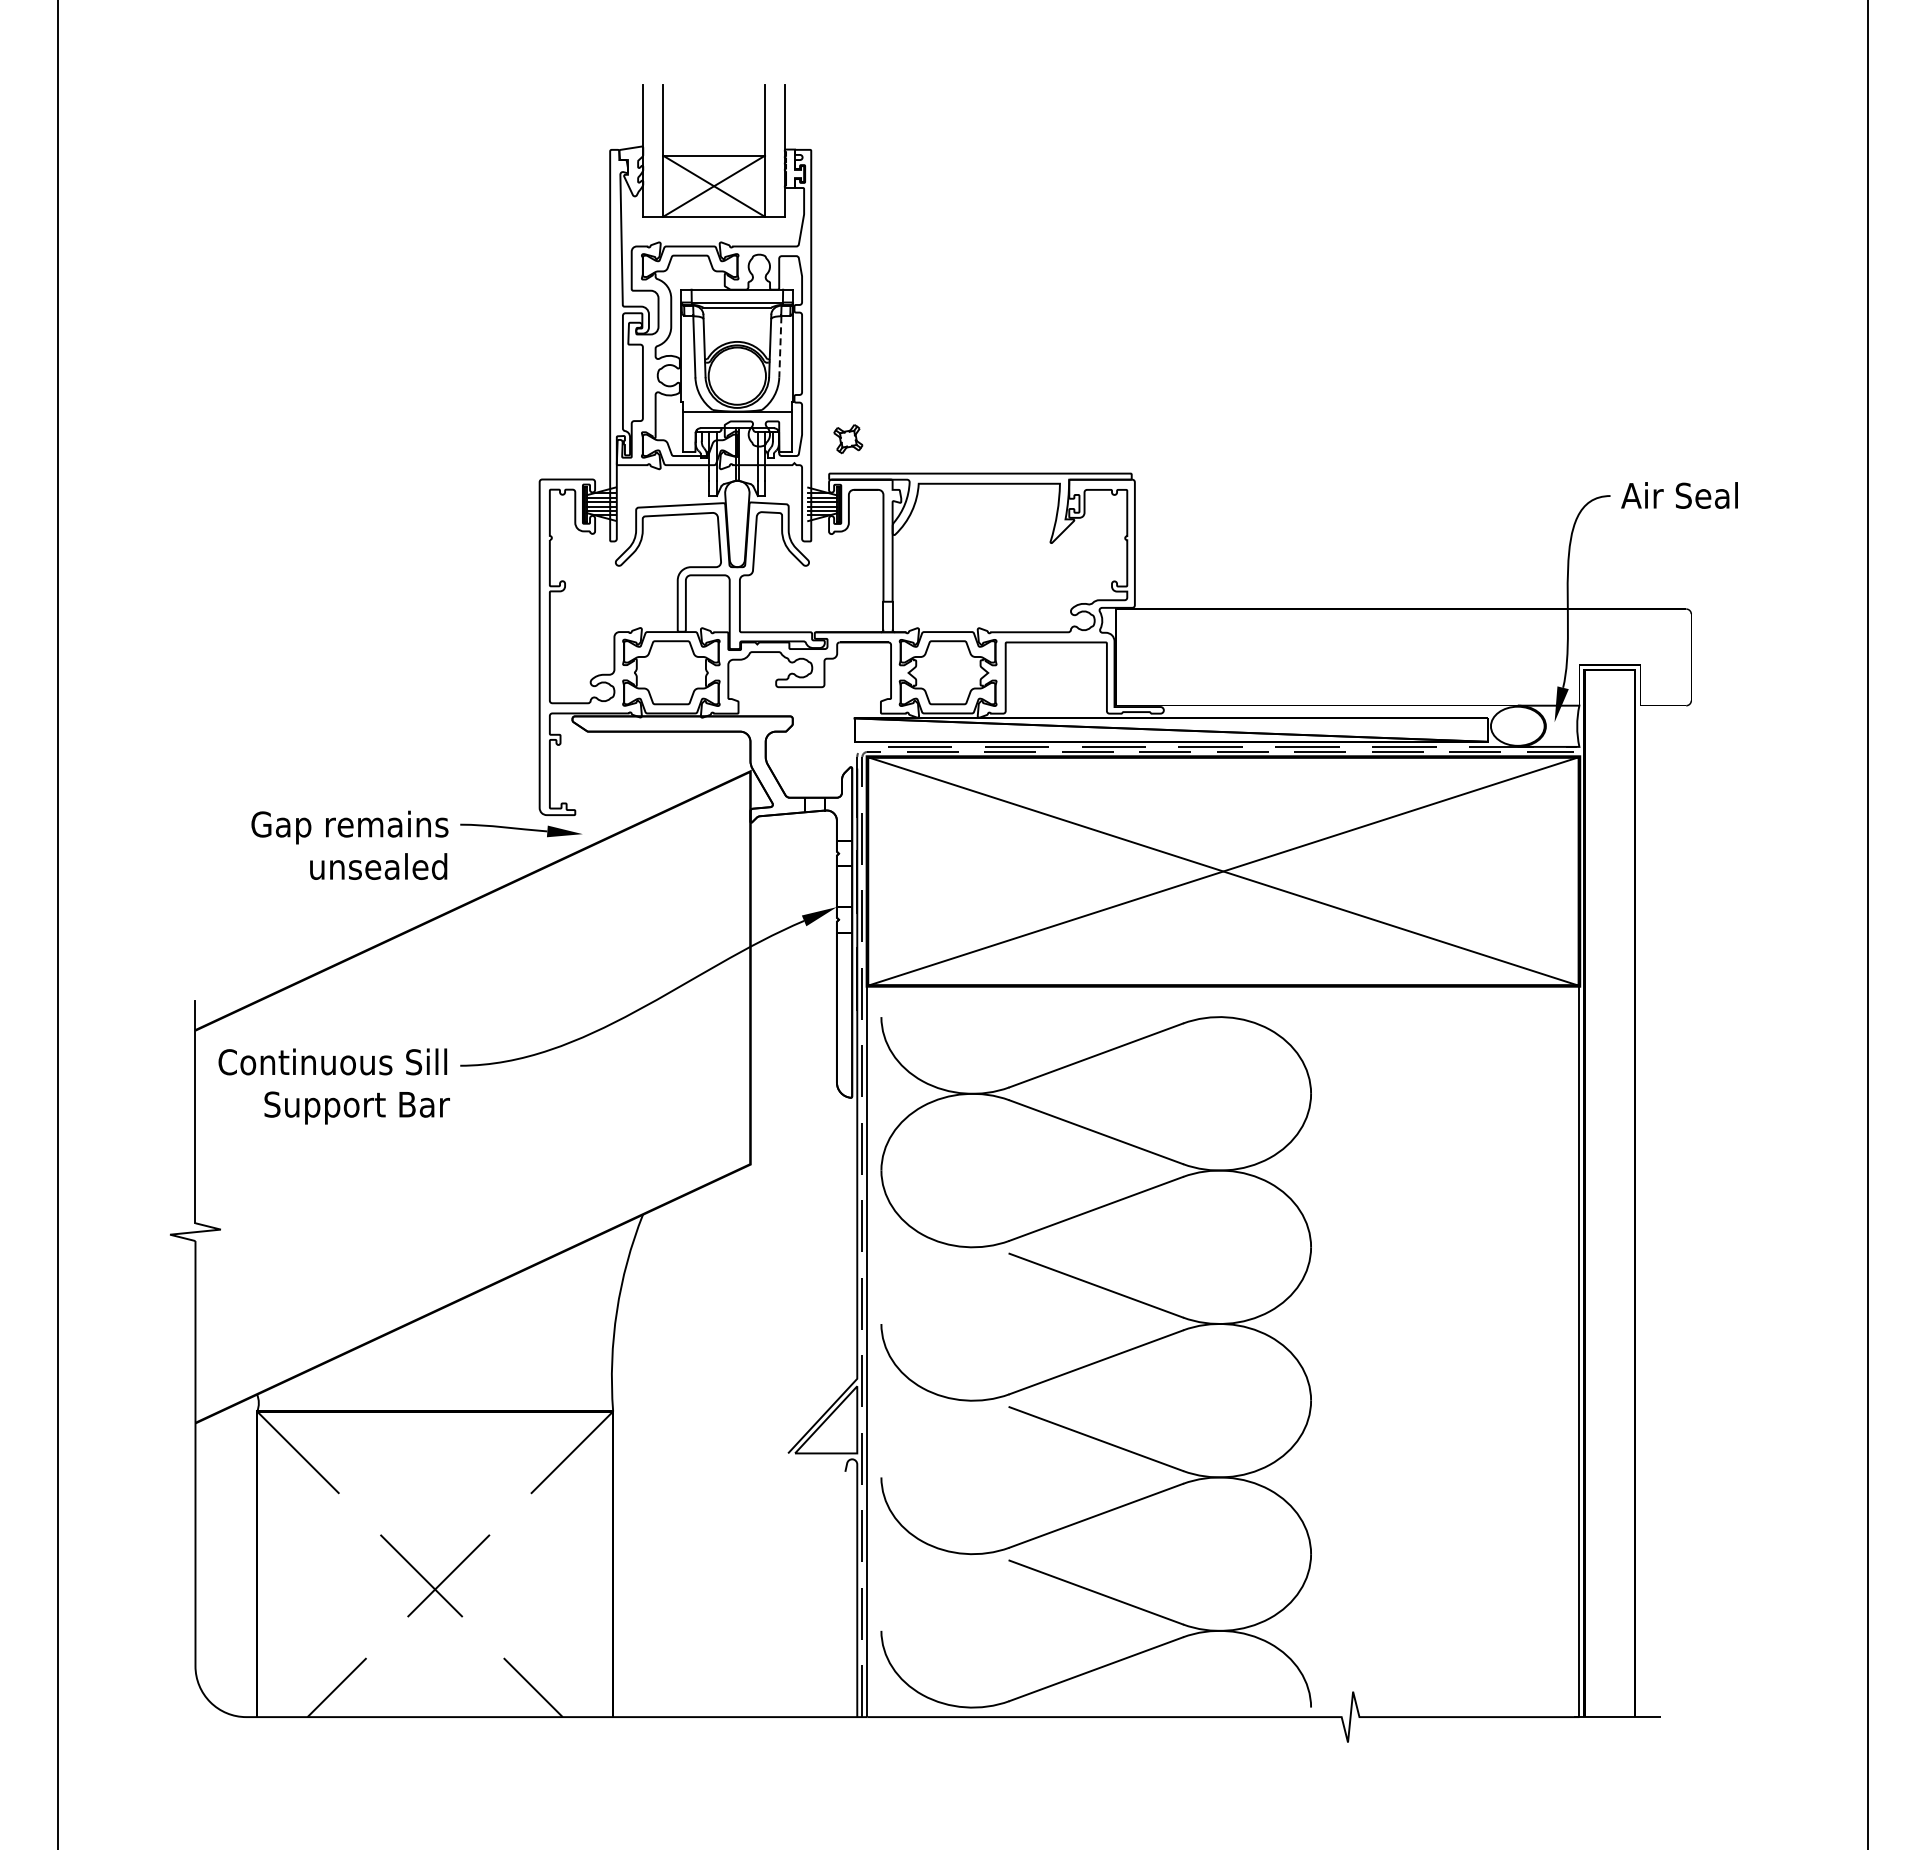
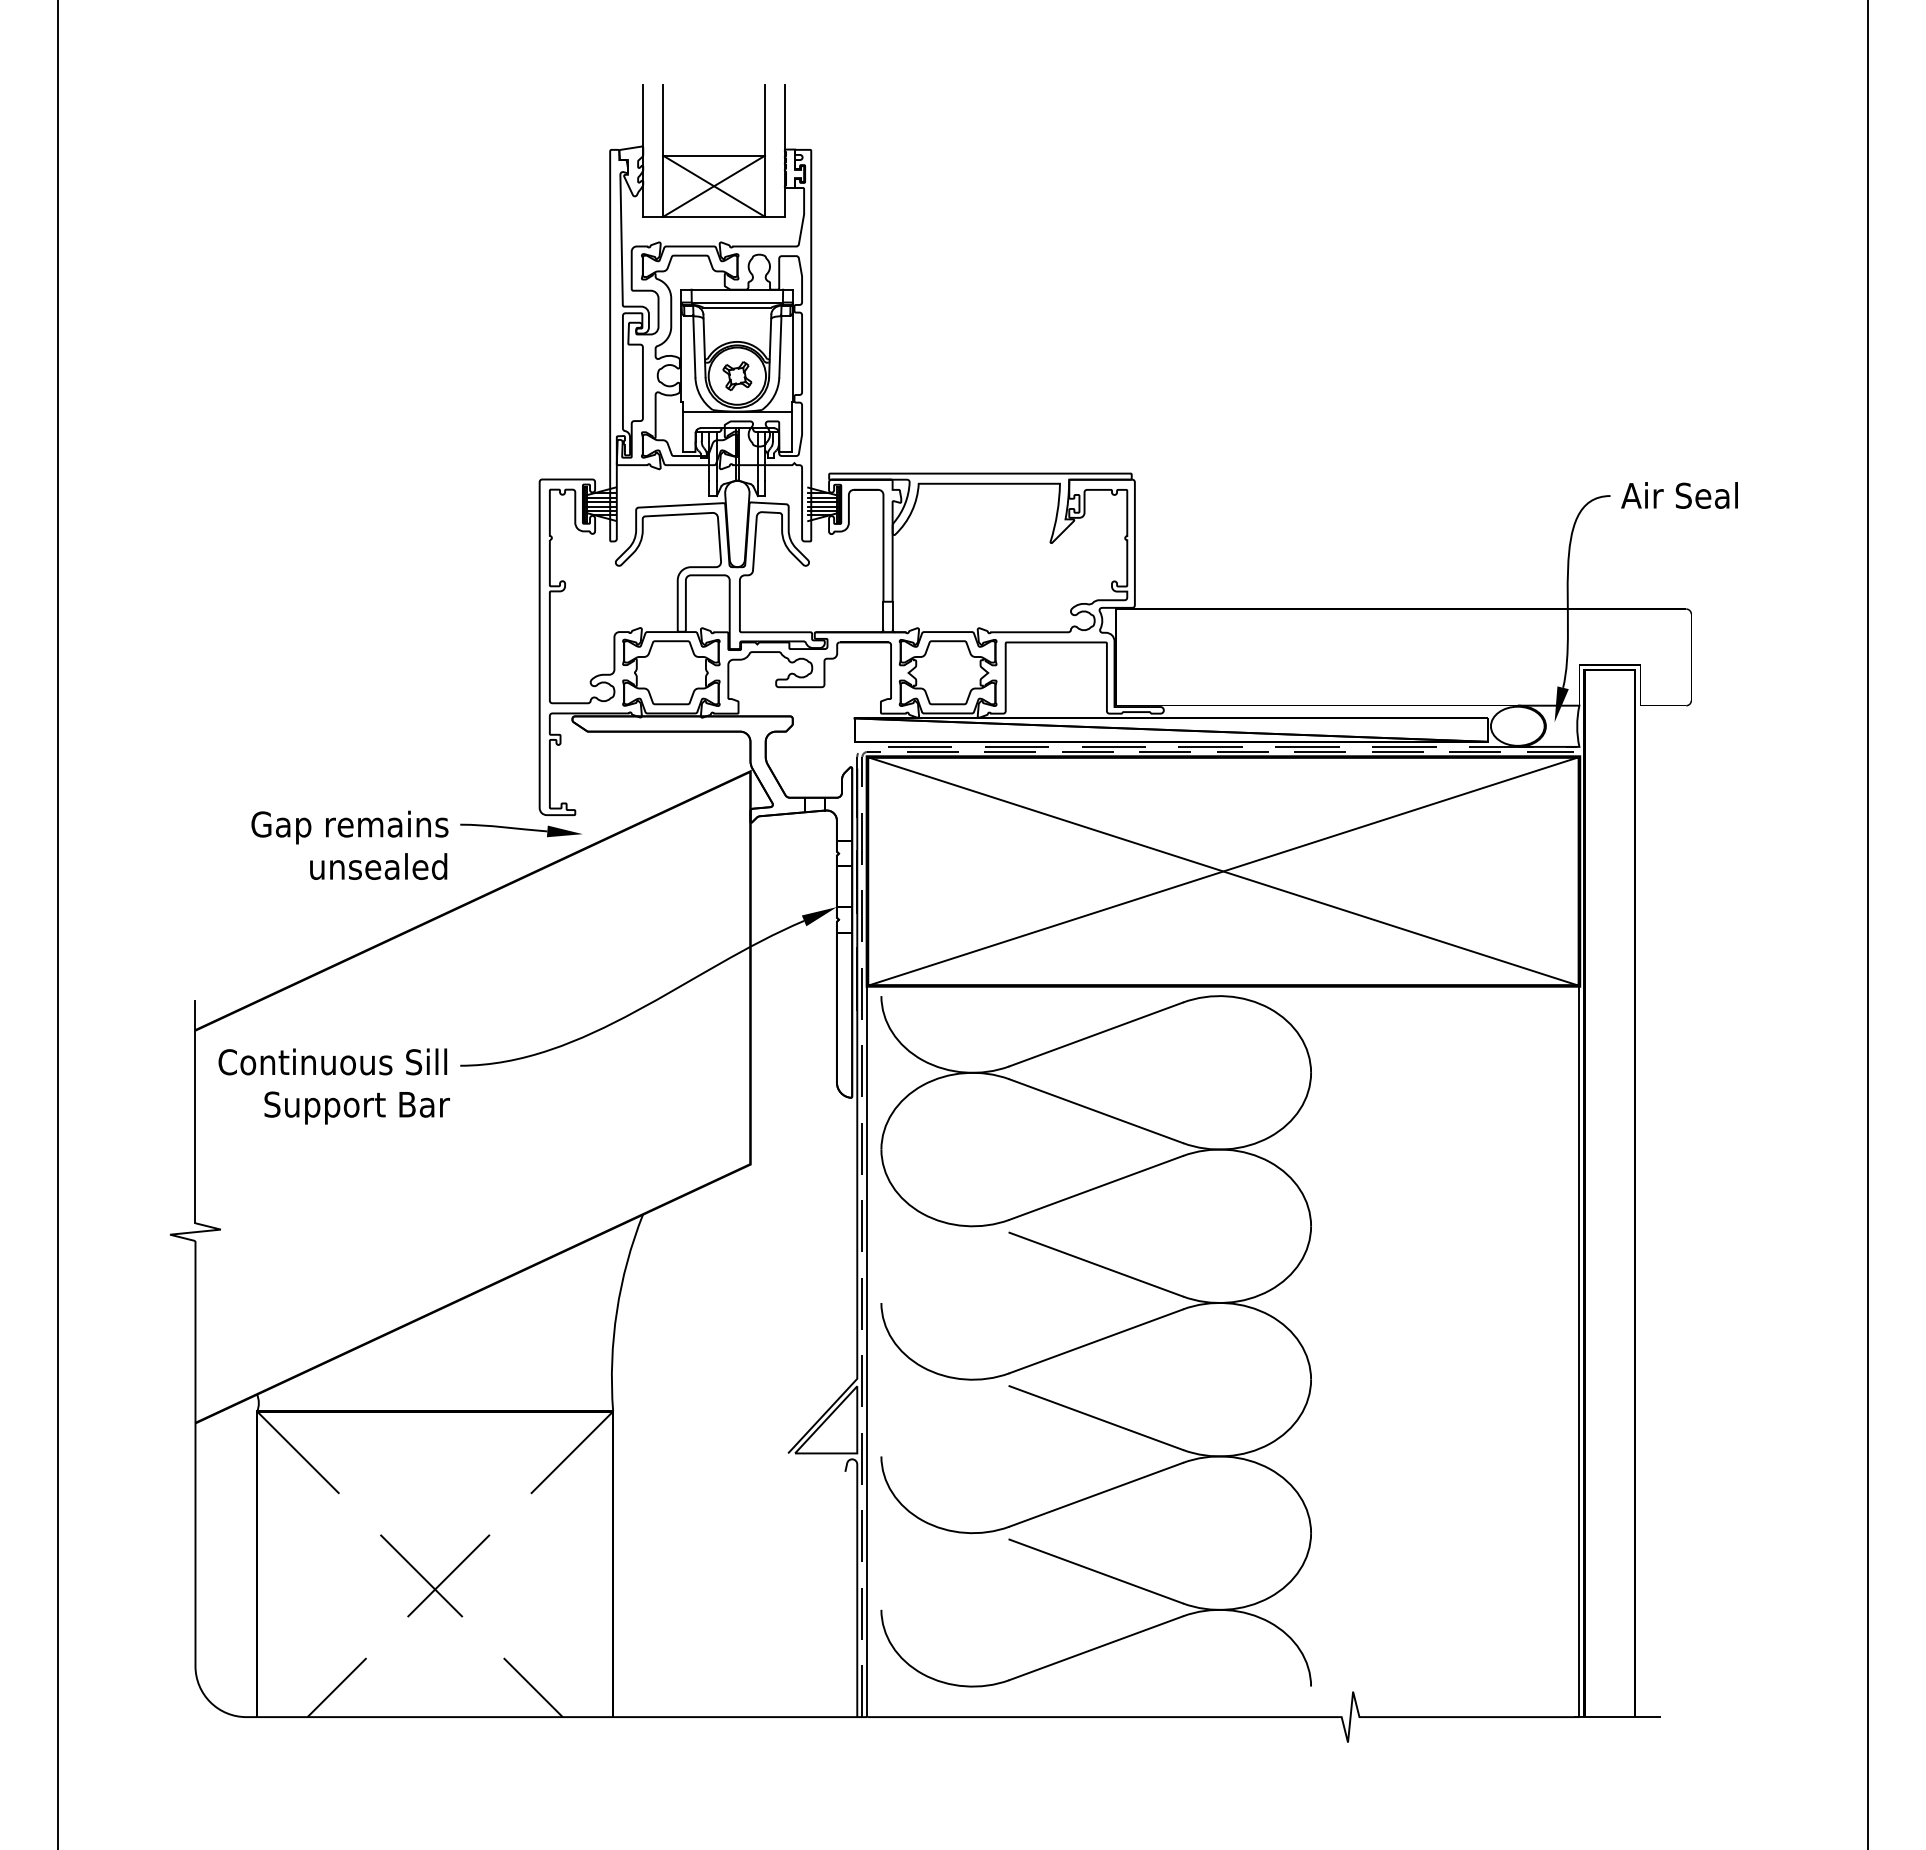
line: dashed -> solid (780, 346)
part position: (848, 439) -> (737, 376) (737, 376)
part position: (1095, 1362) -> (1095, 1341) (1095, 1341)
